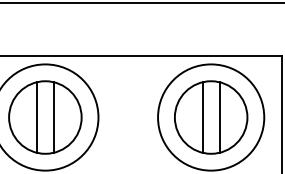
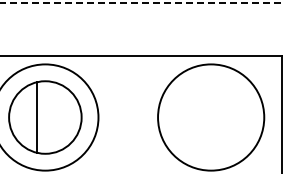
line: solid -> dashed (142, 3)
line: present -> none (53, 117)
part: present -> none (211, 117)
